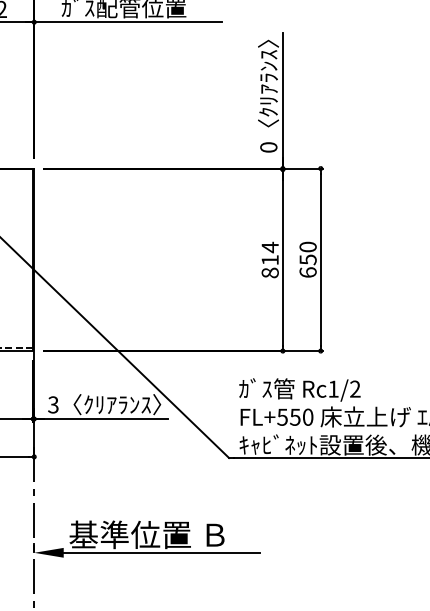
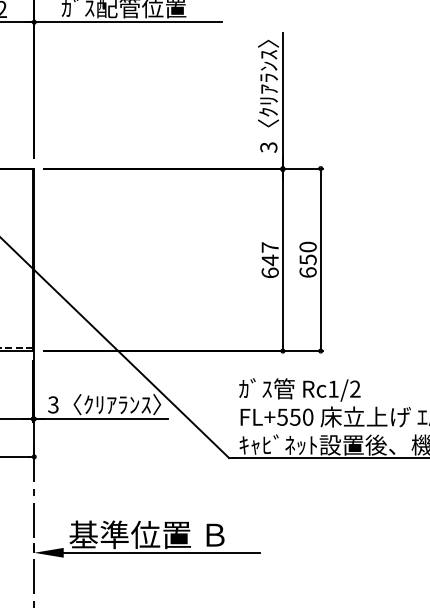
text: 0 -> 3 (268, 147)
text: 814 -> 647 (269, 259)
